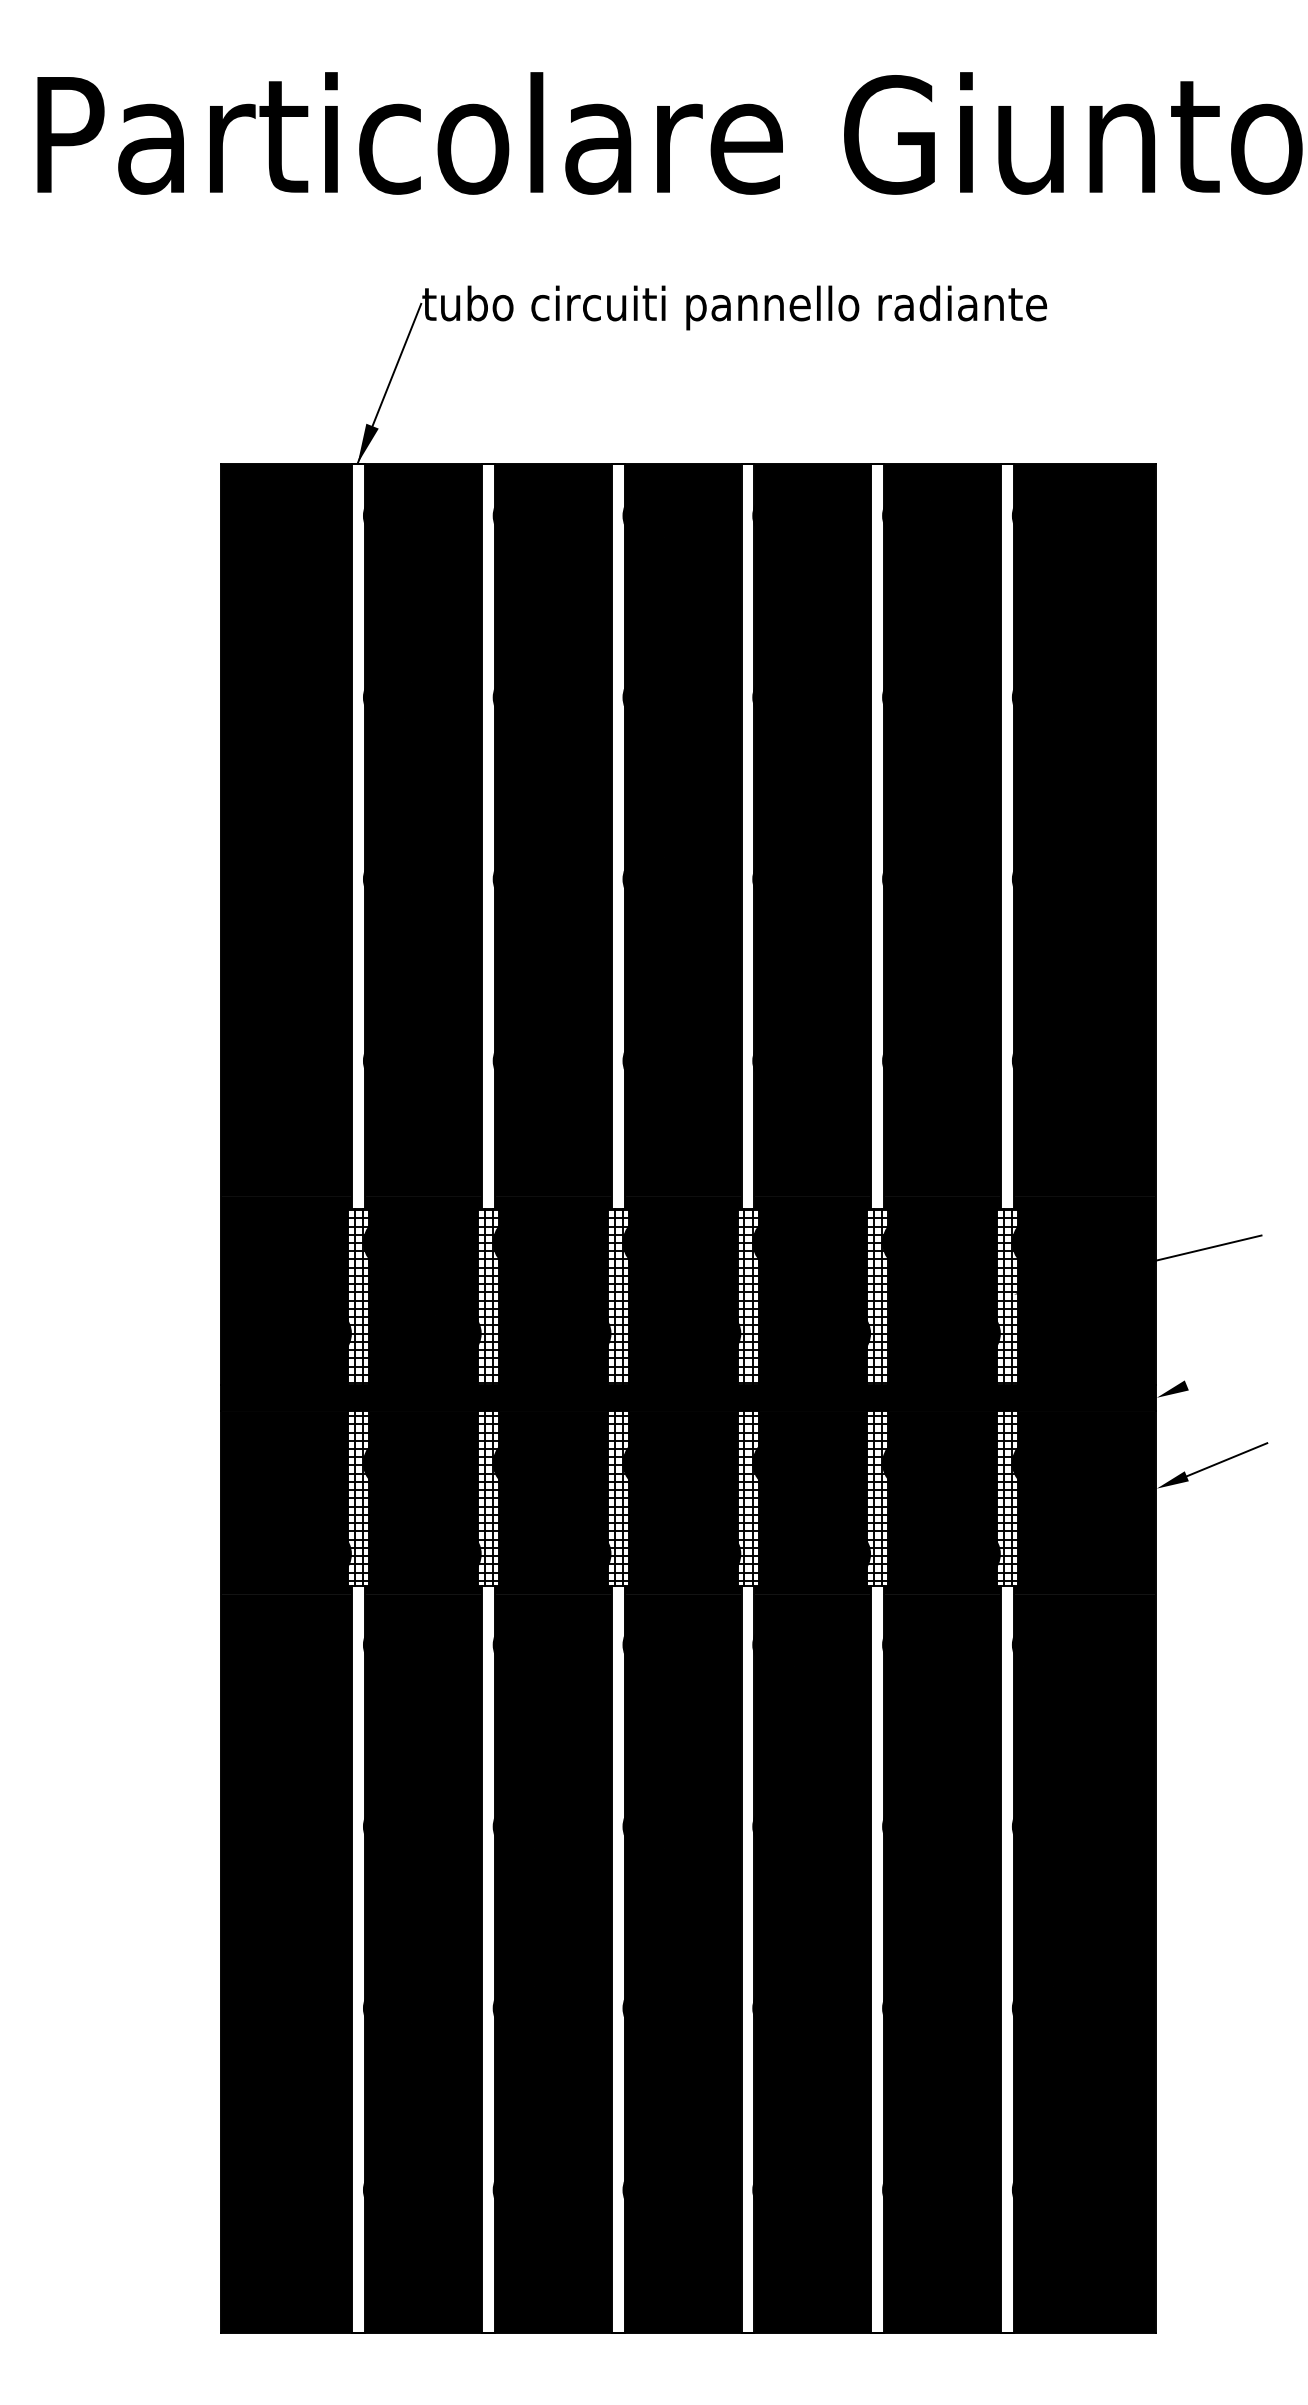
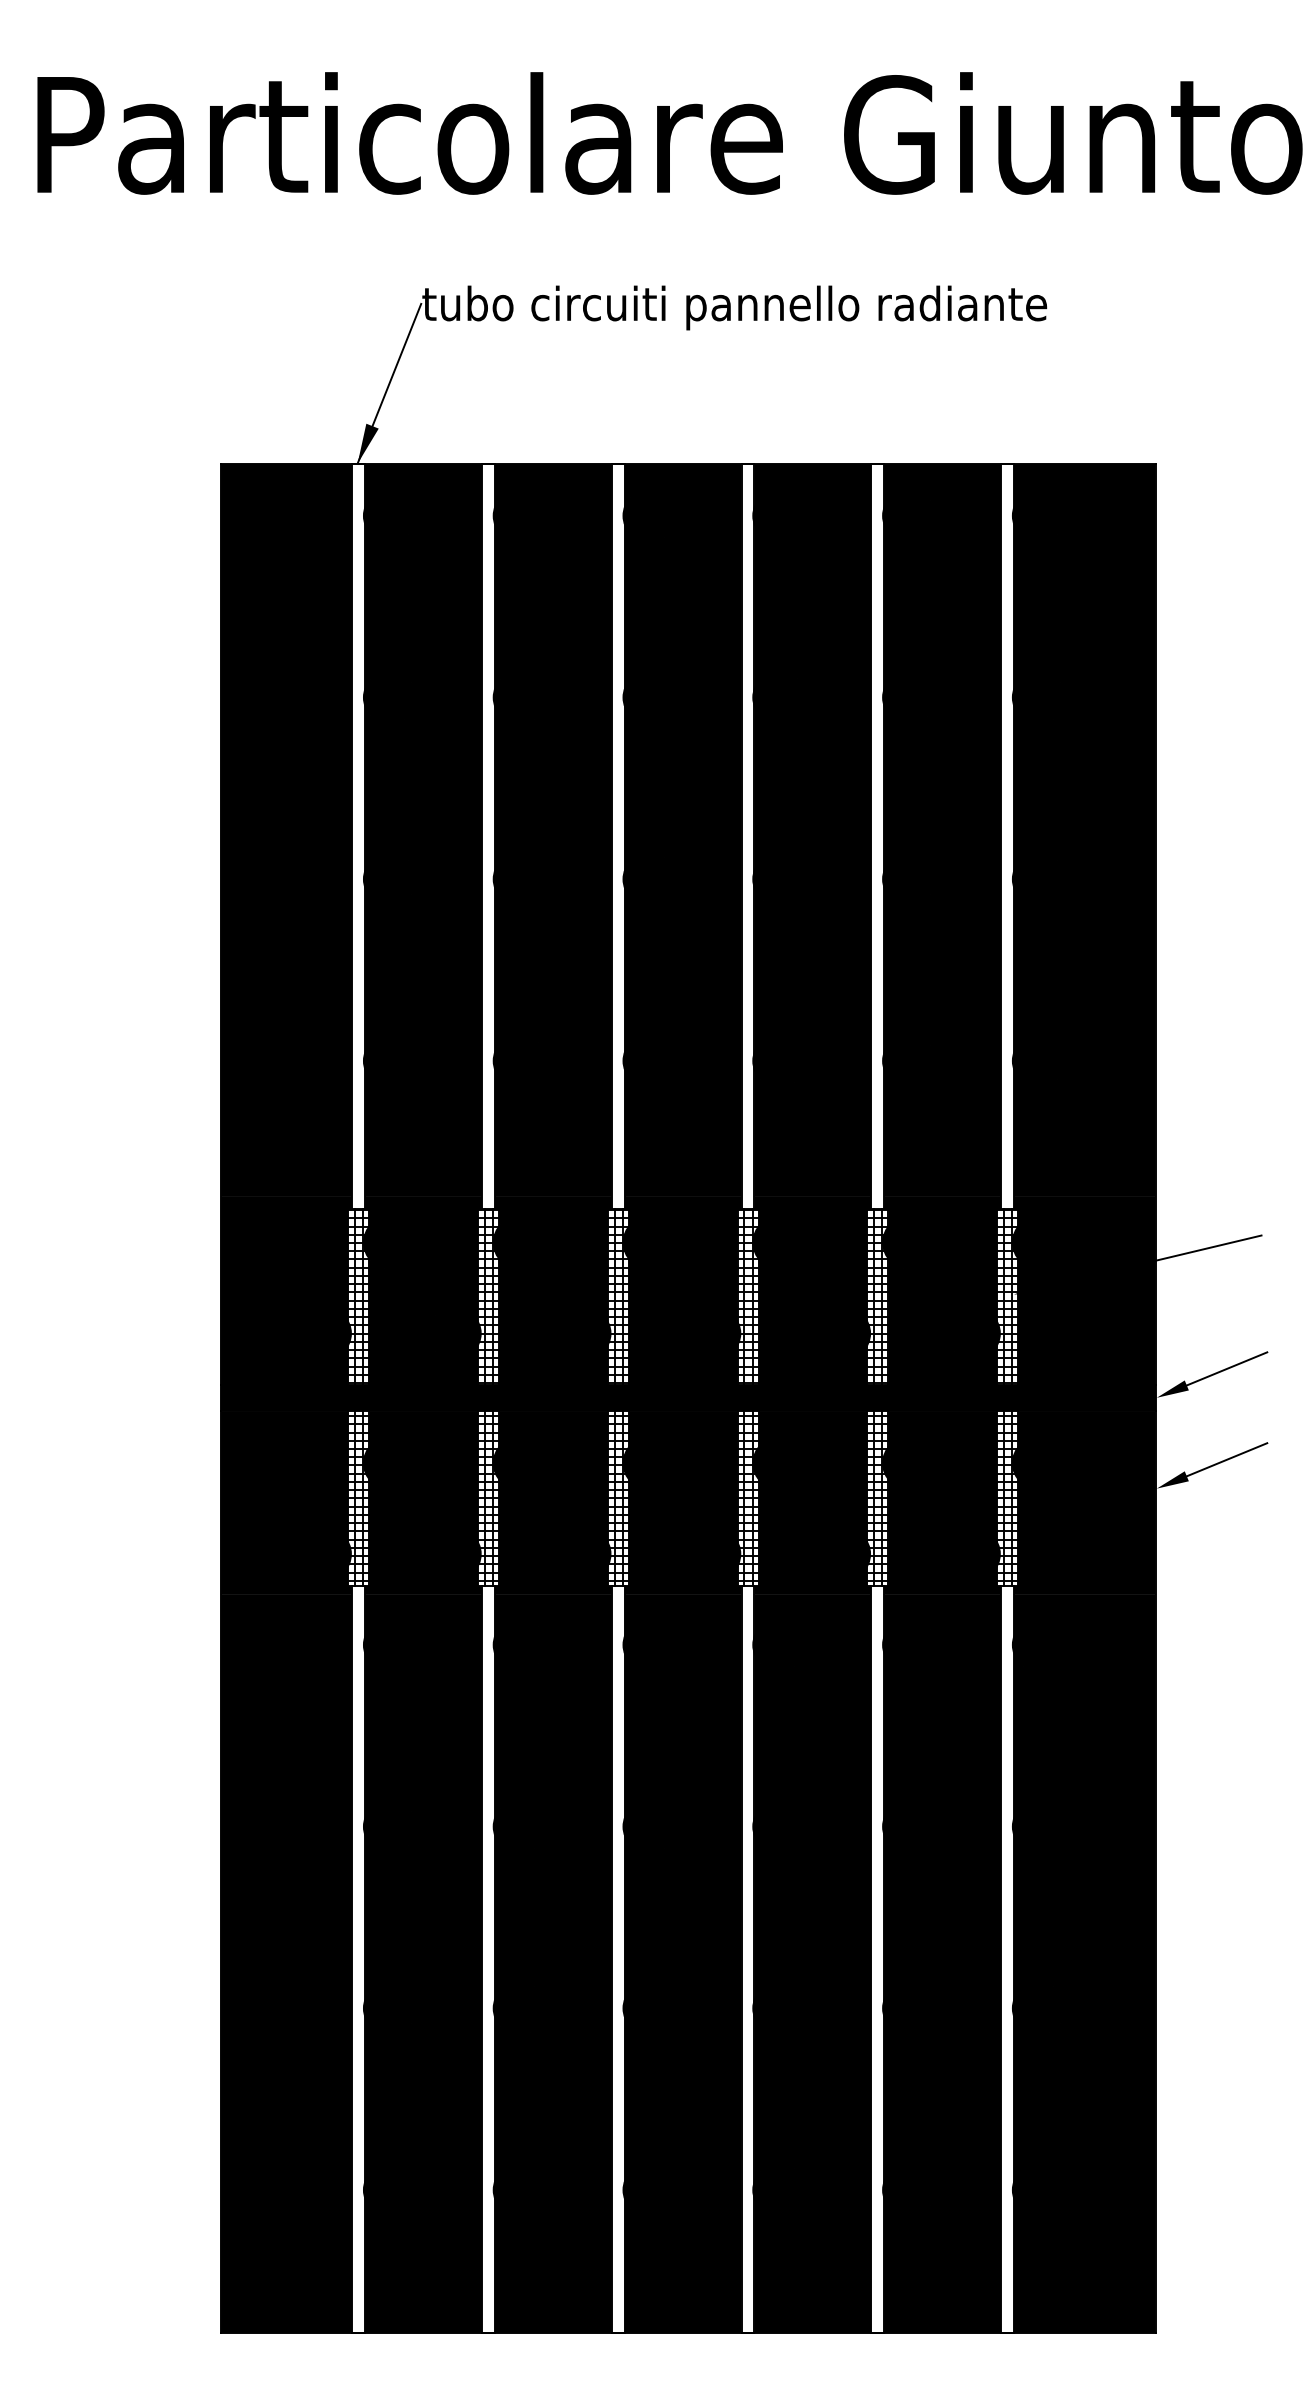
line: none -> present (1226, 1368)
